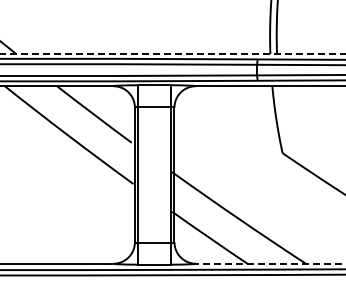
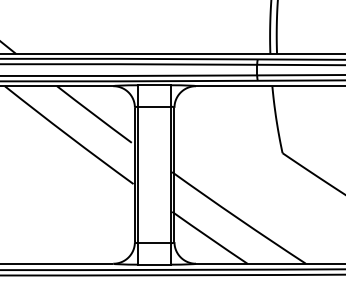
line: dashed -> solid (172, 54)
line: dashed -> solid (270, 263)
